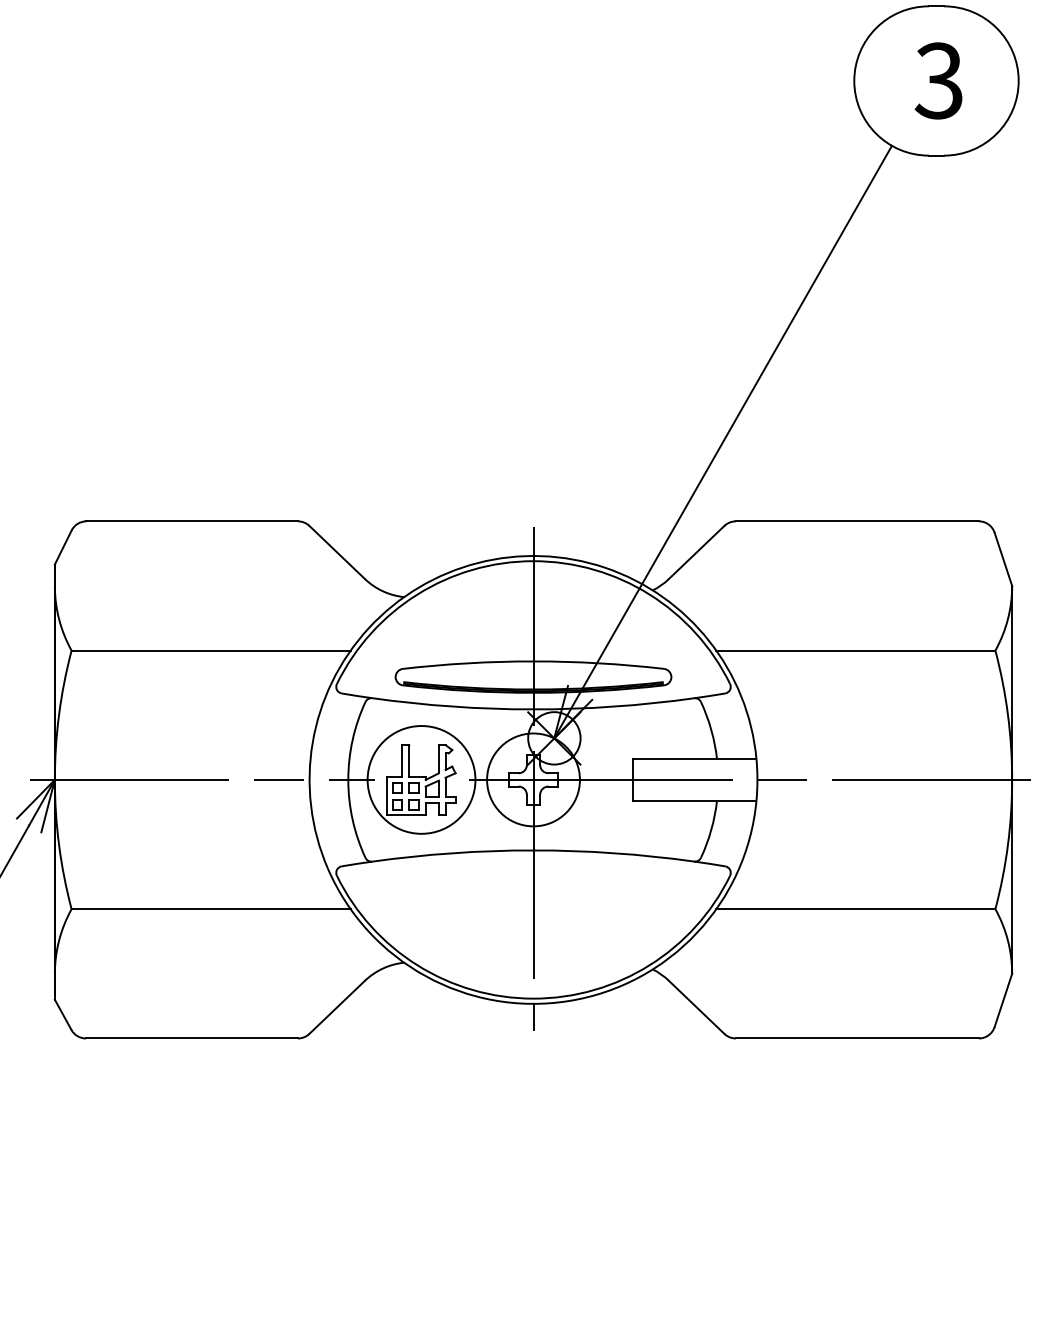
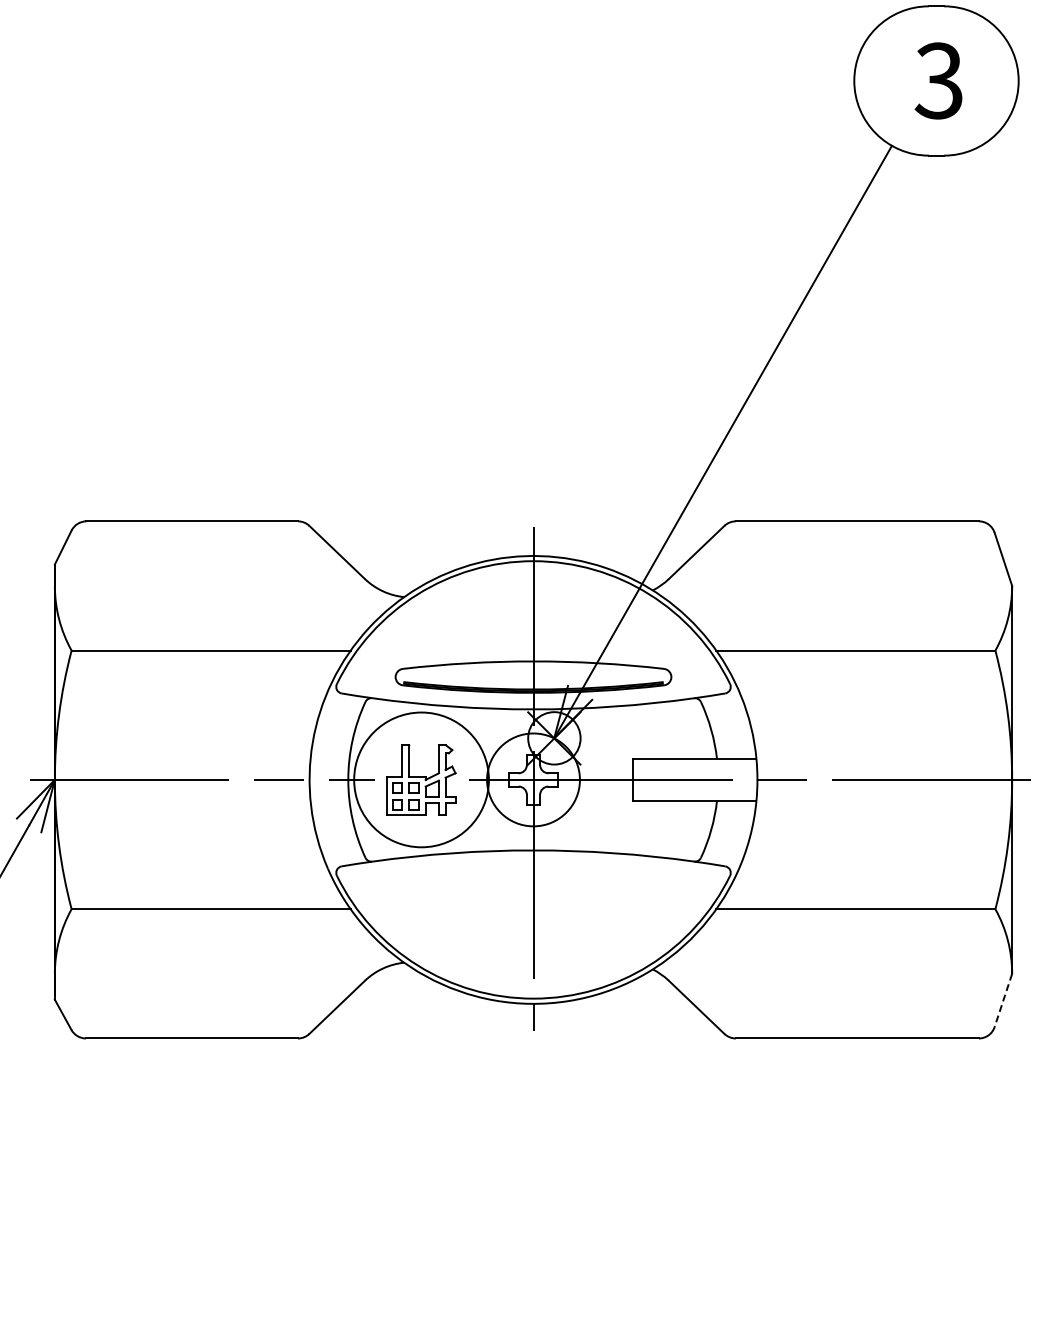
circle diameter: 108 px -> 135 px (421, 779)
line: solid -> dashed (1003, 1000)
